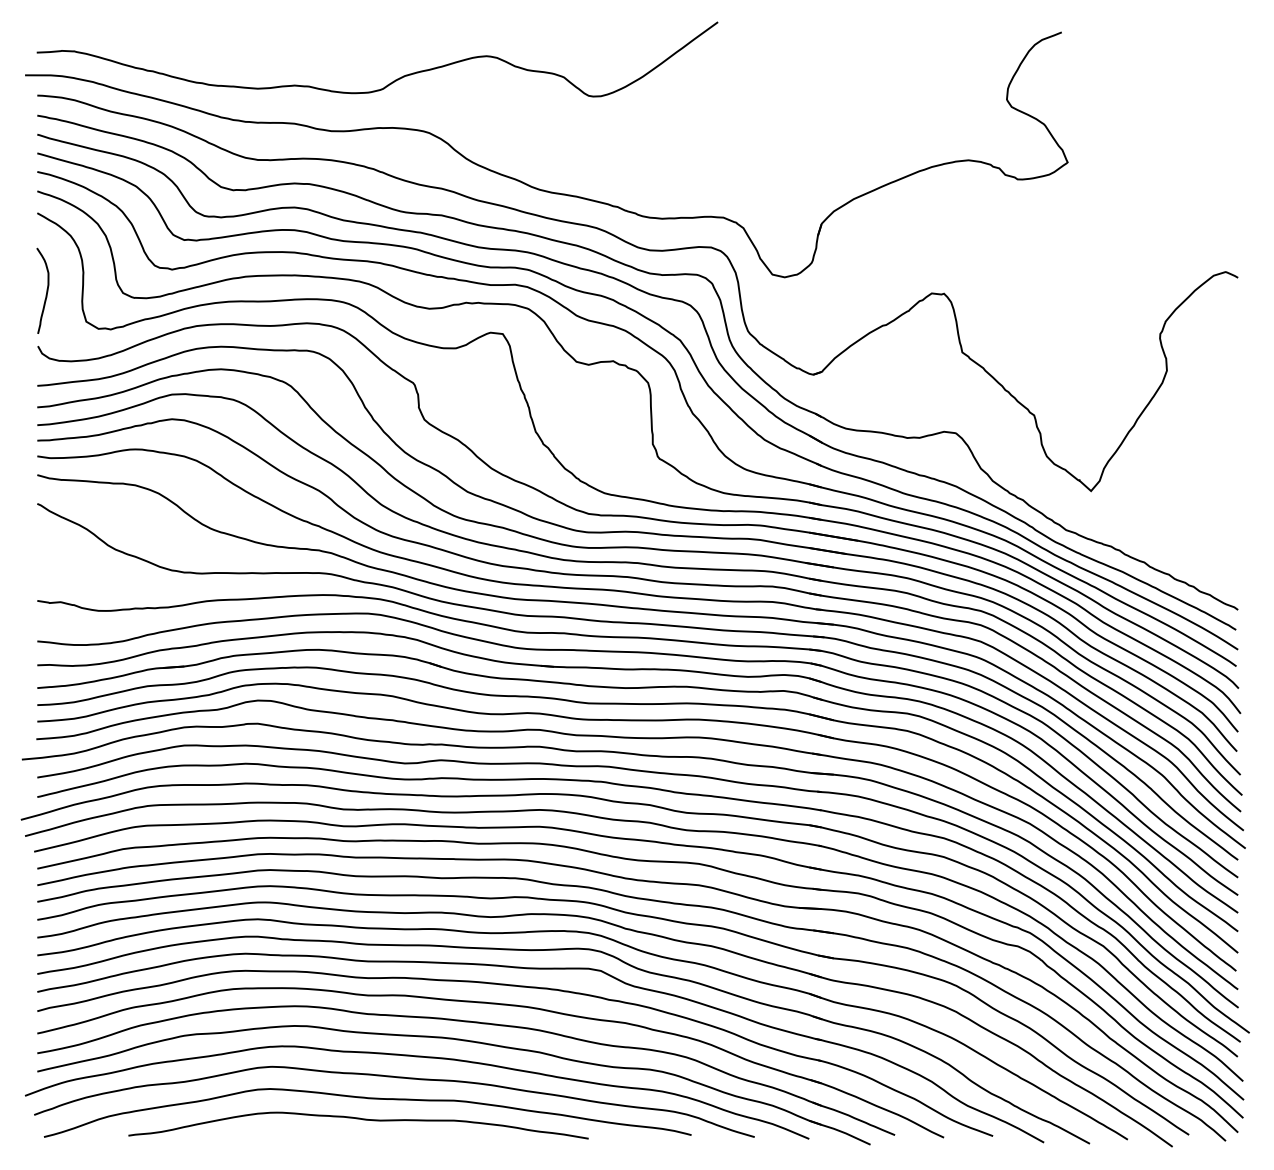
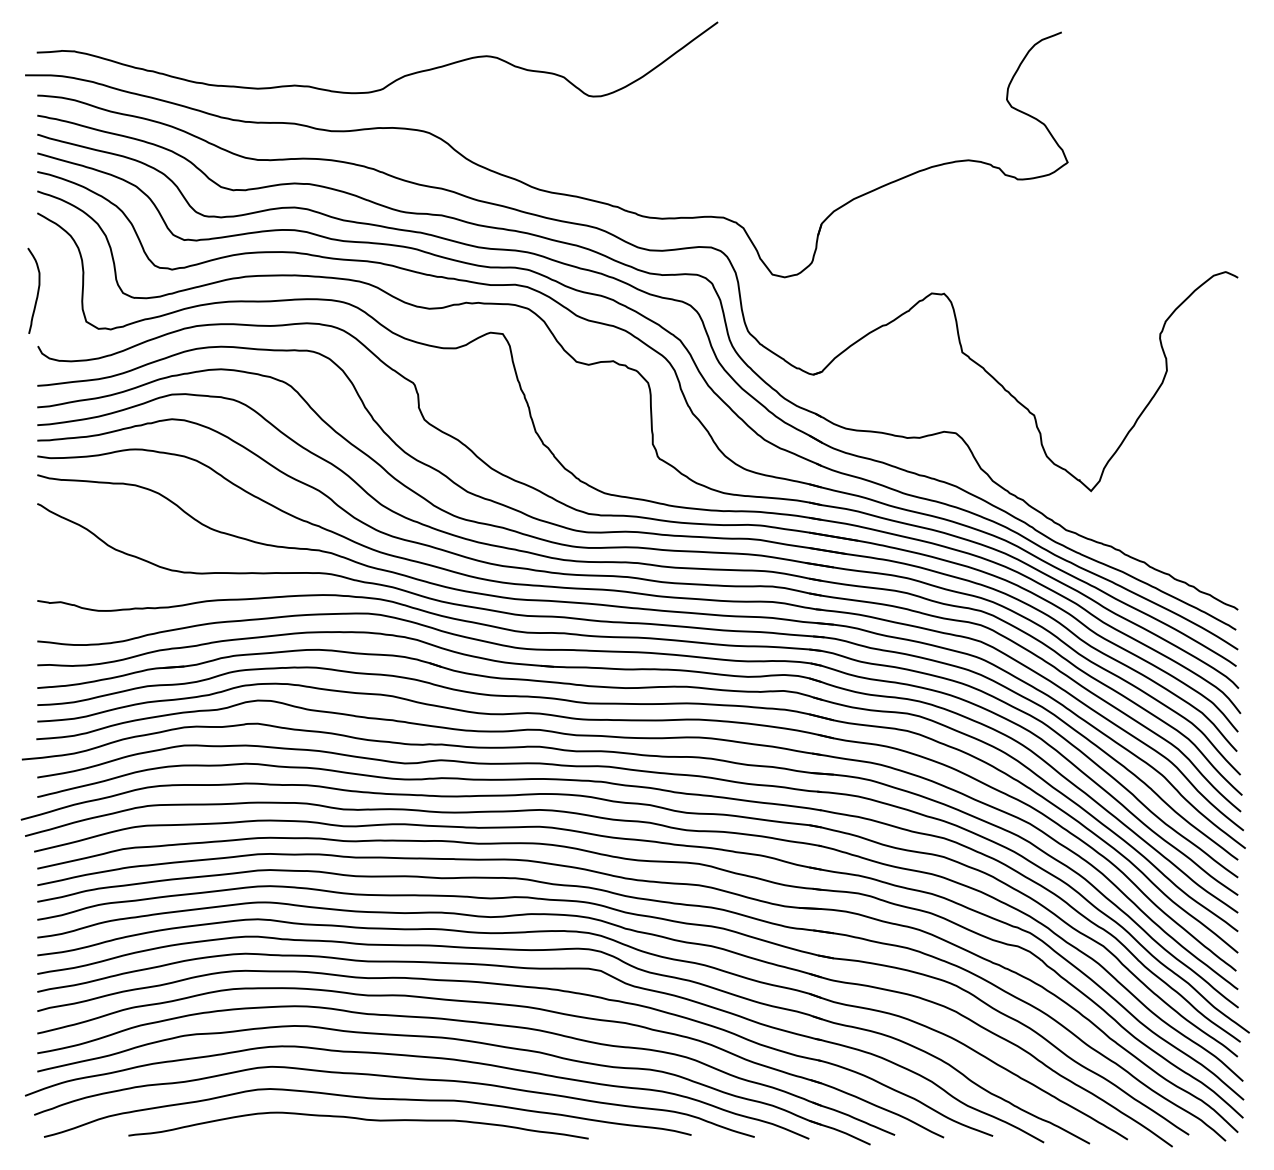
curve position: (46, 290) -> (37, 290) (37, 290)
